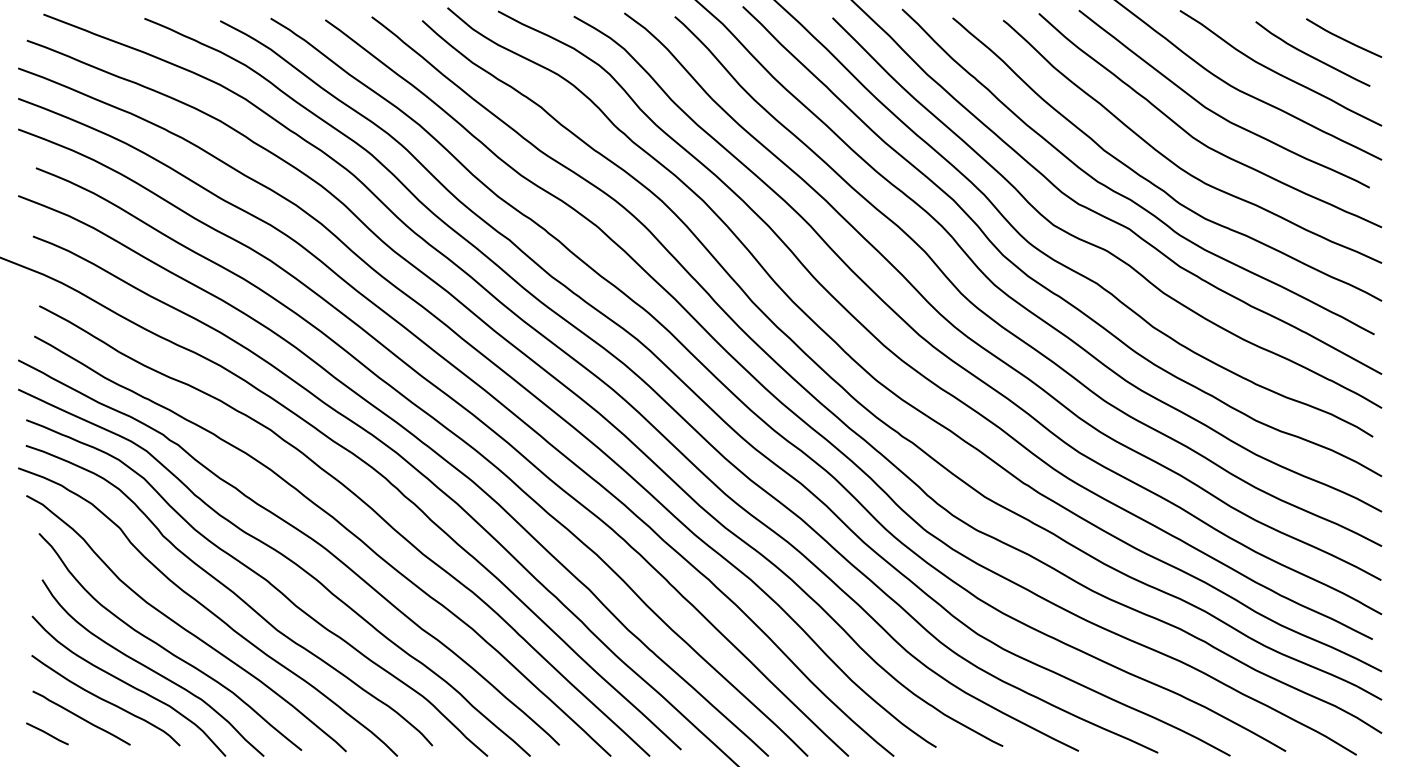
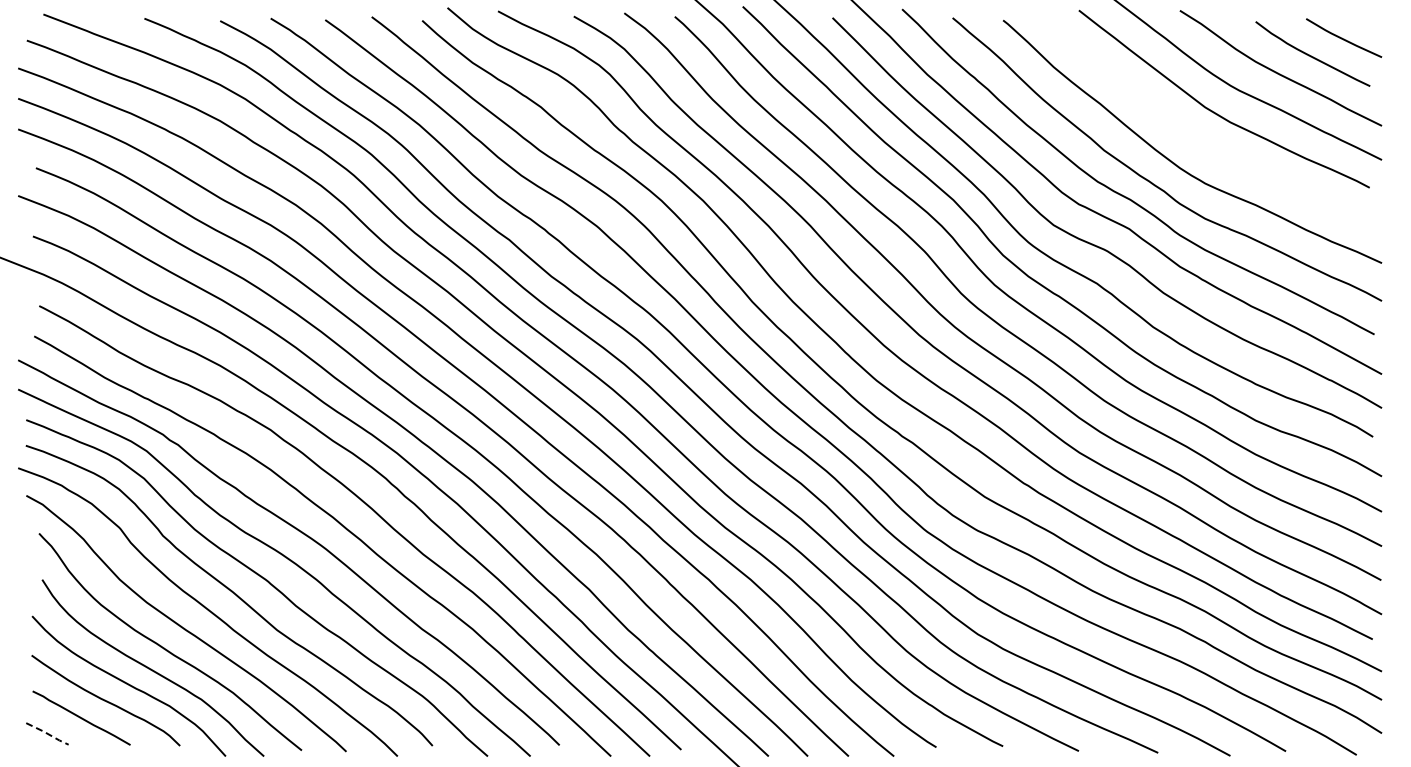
curve: present -> none (1198, 139)
line: solid -> dashed (48, 734)
